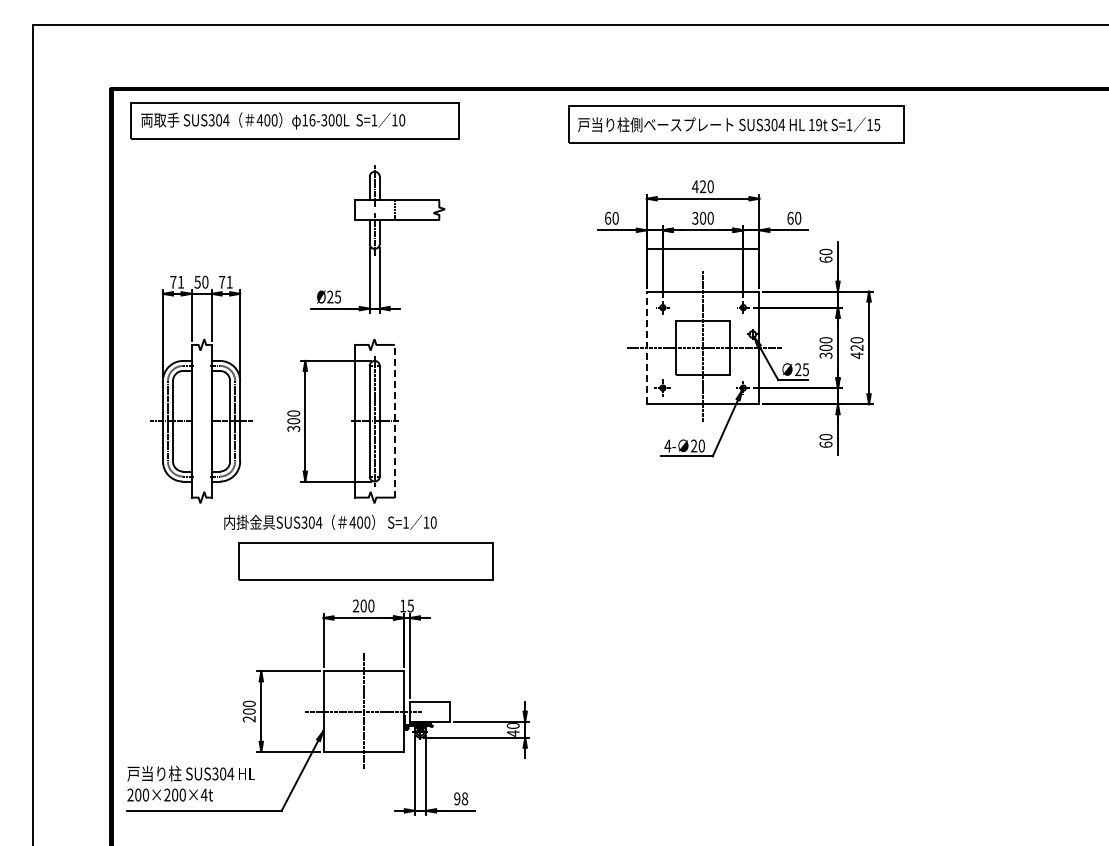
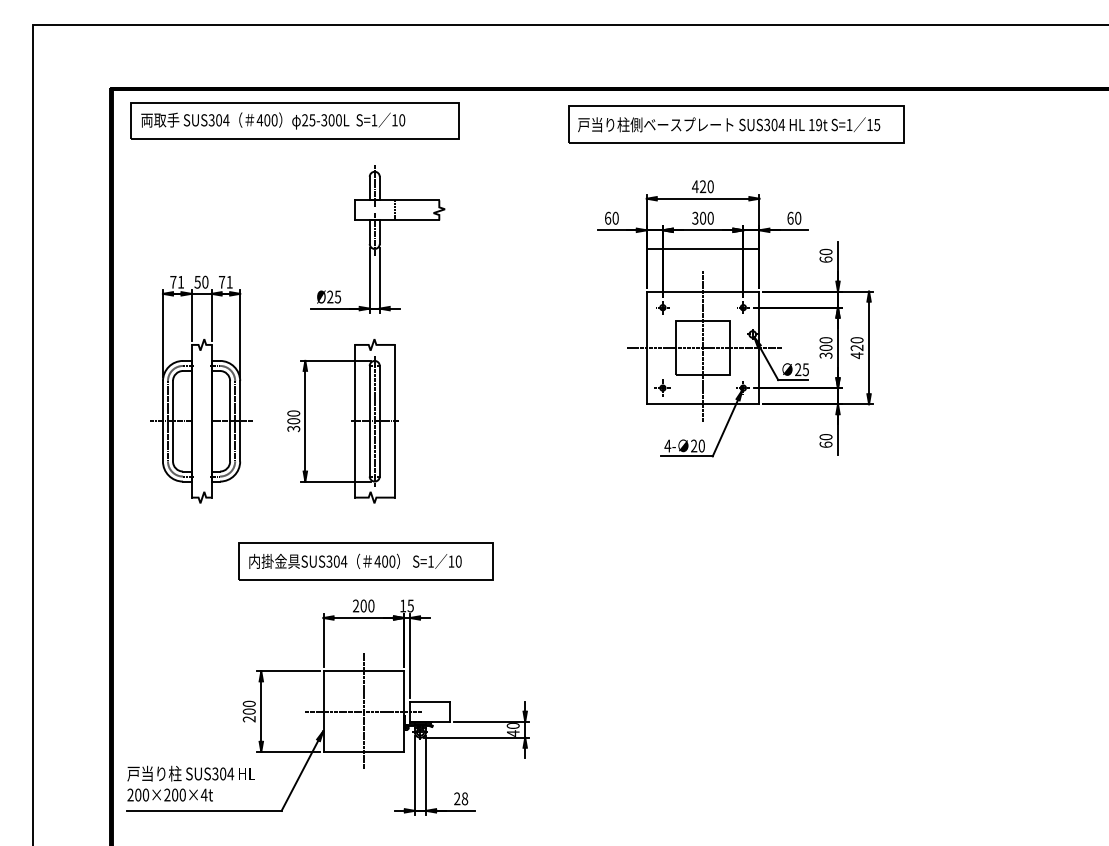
text: 16-300L -> 25-300L (308, 120)
line: dashed -> solid (646, 347)
line: dashed -> solid (394, 420)
text position: (330, 521) -> (355, 560) (355, 560)
text: 98 -> 28 (457, 799)
